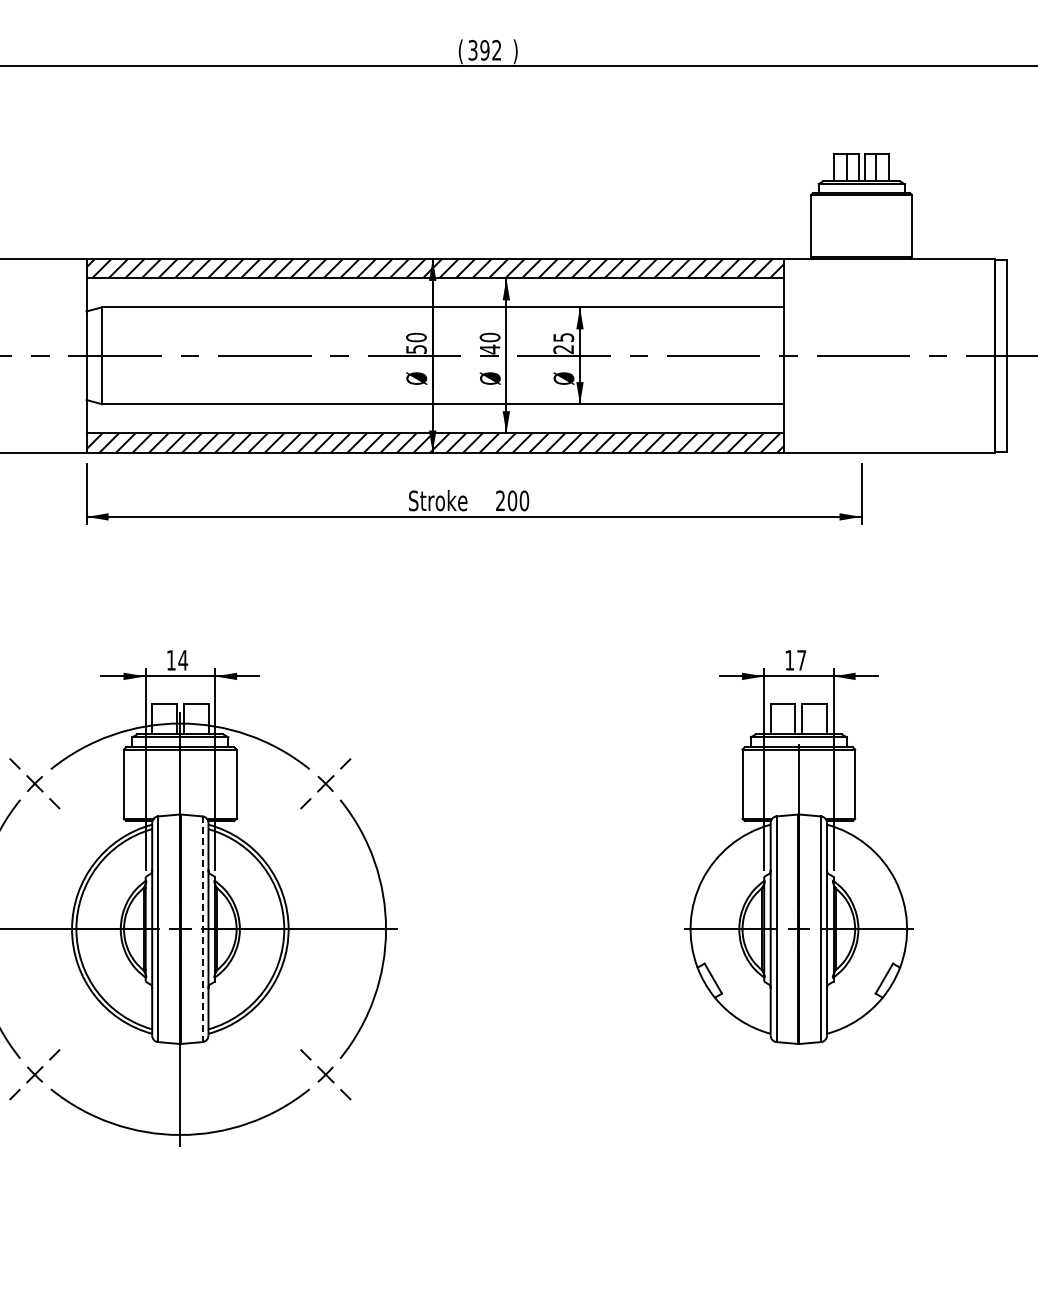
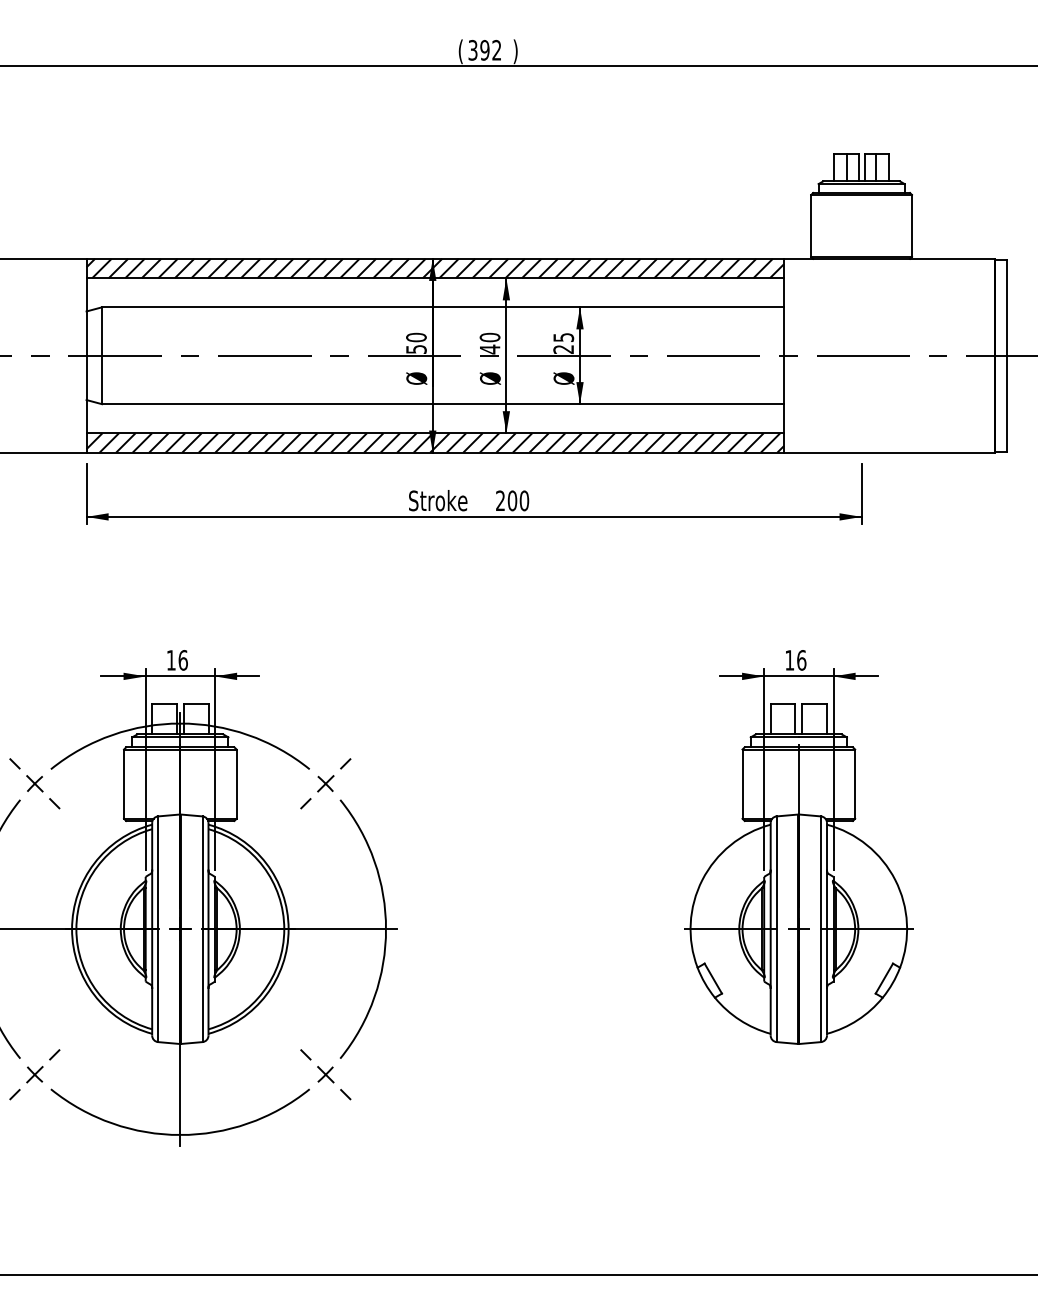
text: 14 -> 16 (183, 660)
text: 17 -> 16 (801, 660)
line: dashed -> solid (202, 929)
line: none -> present (518, 1274)
